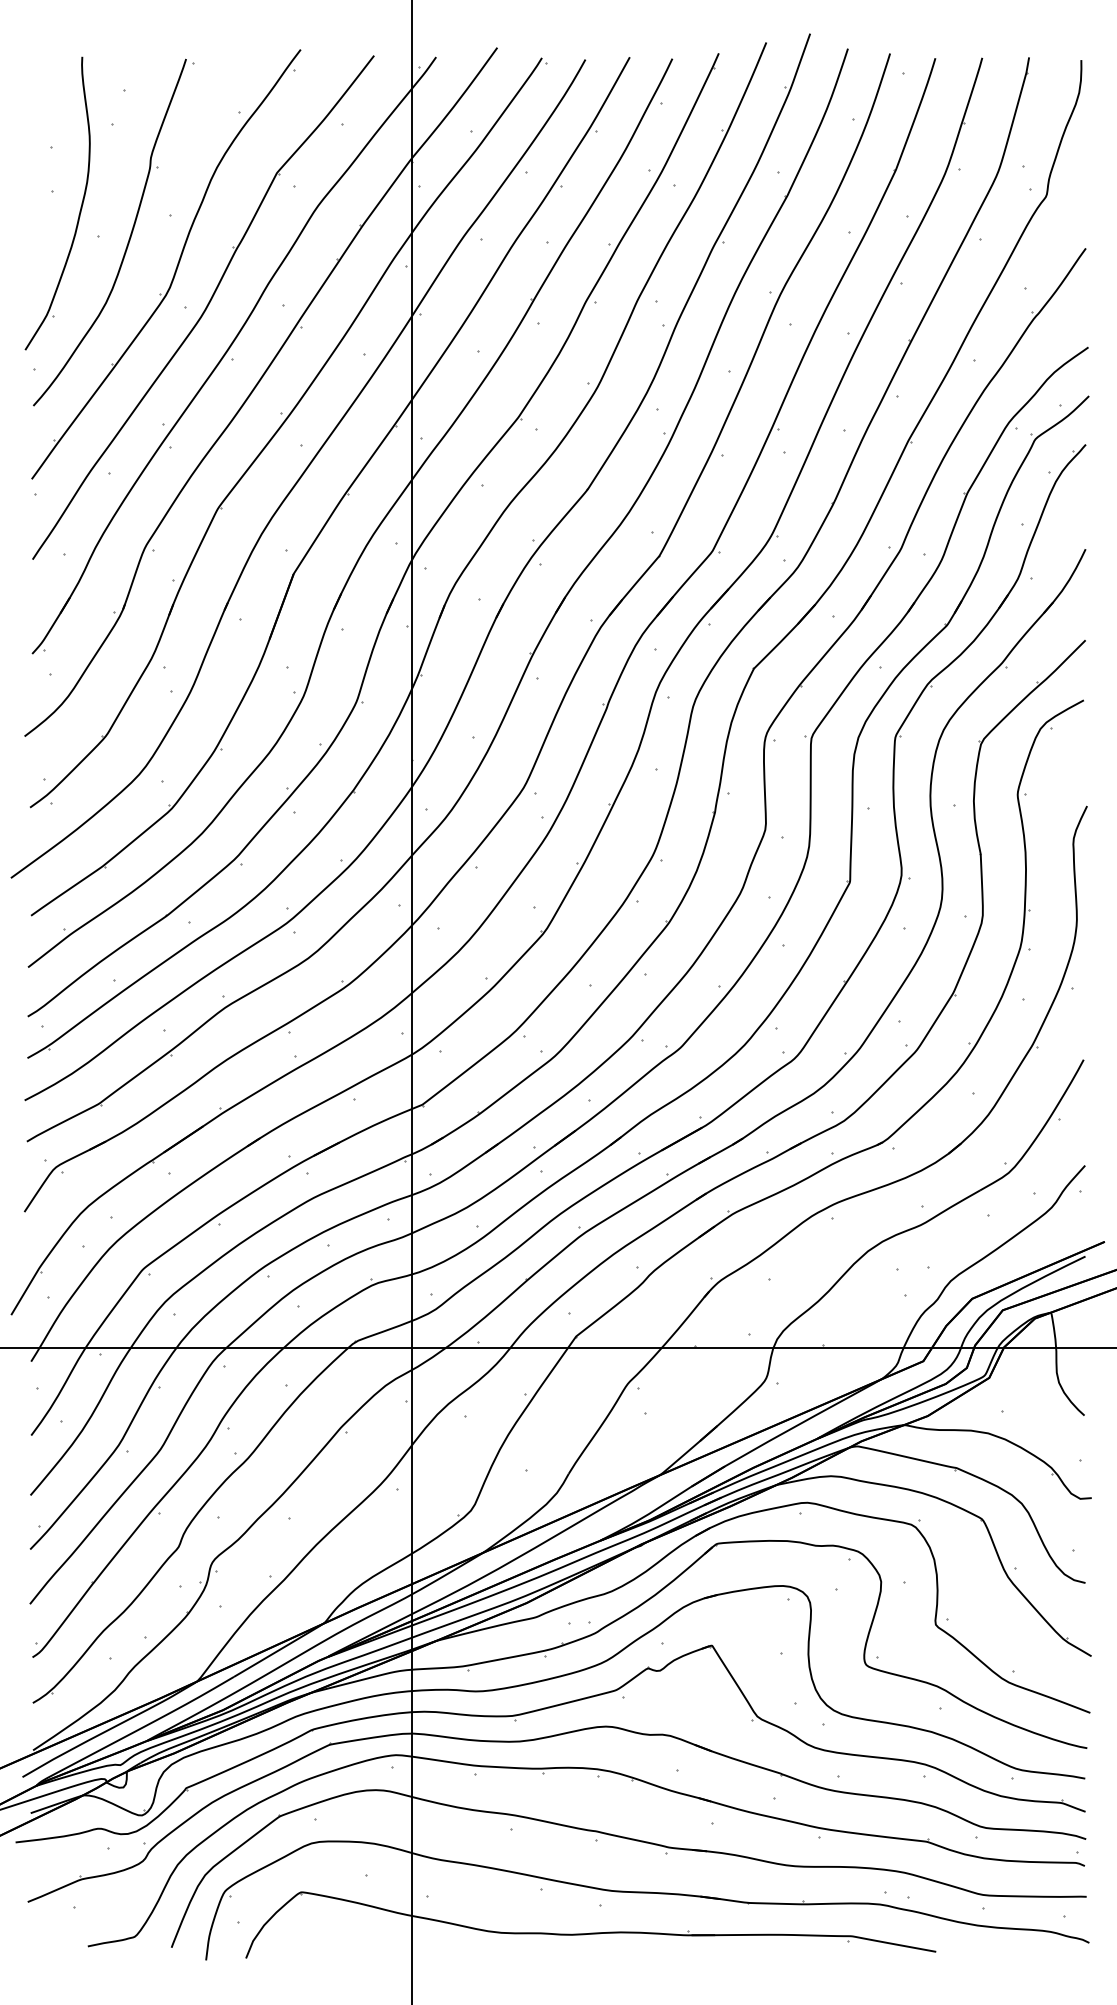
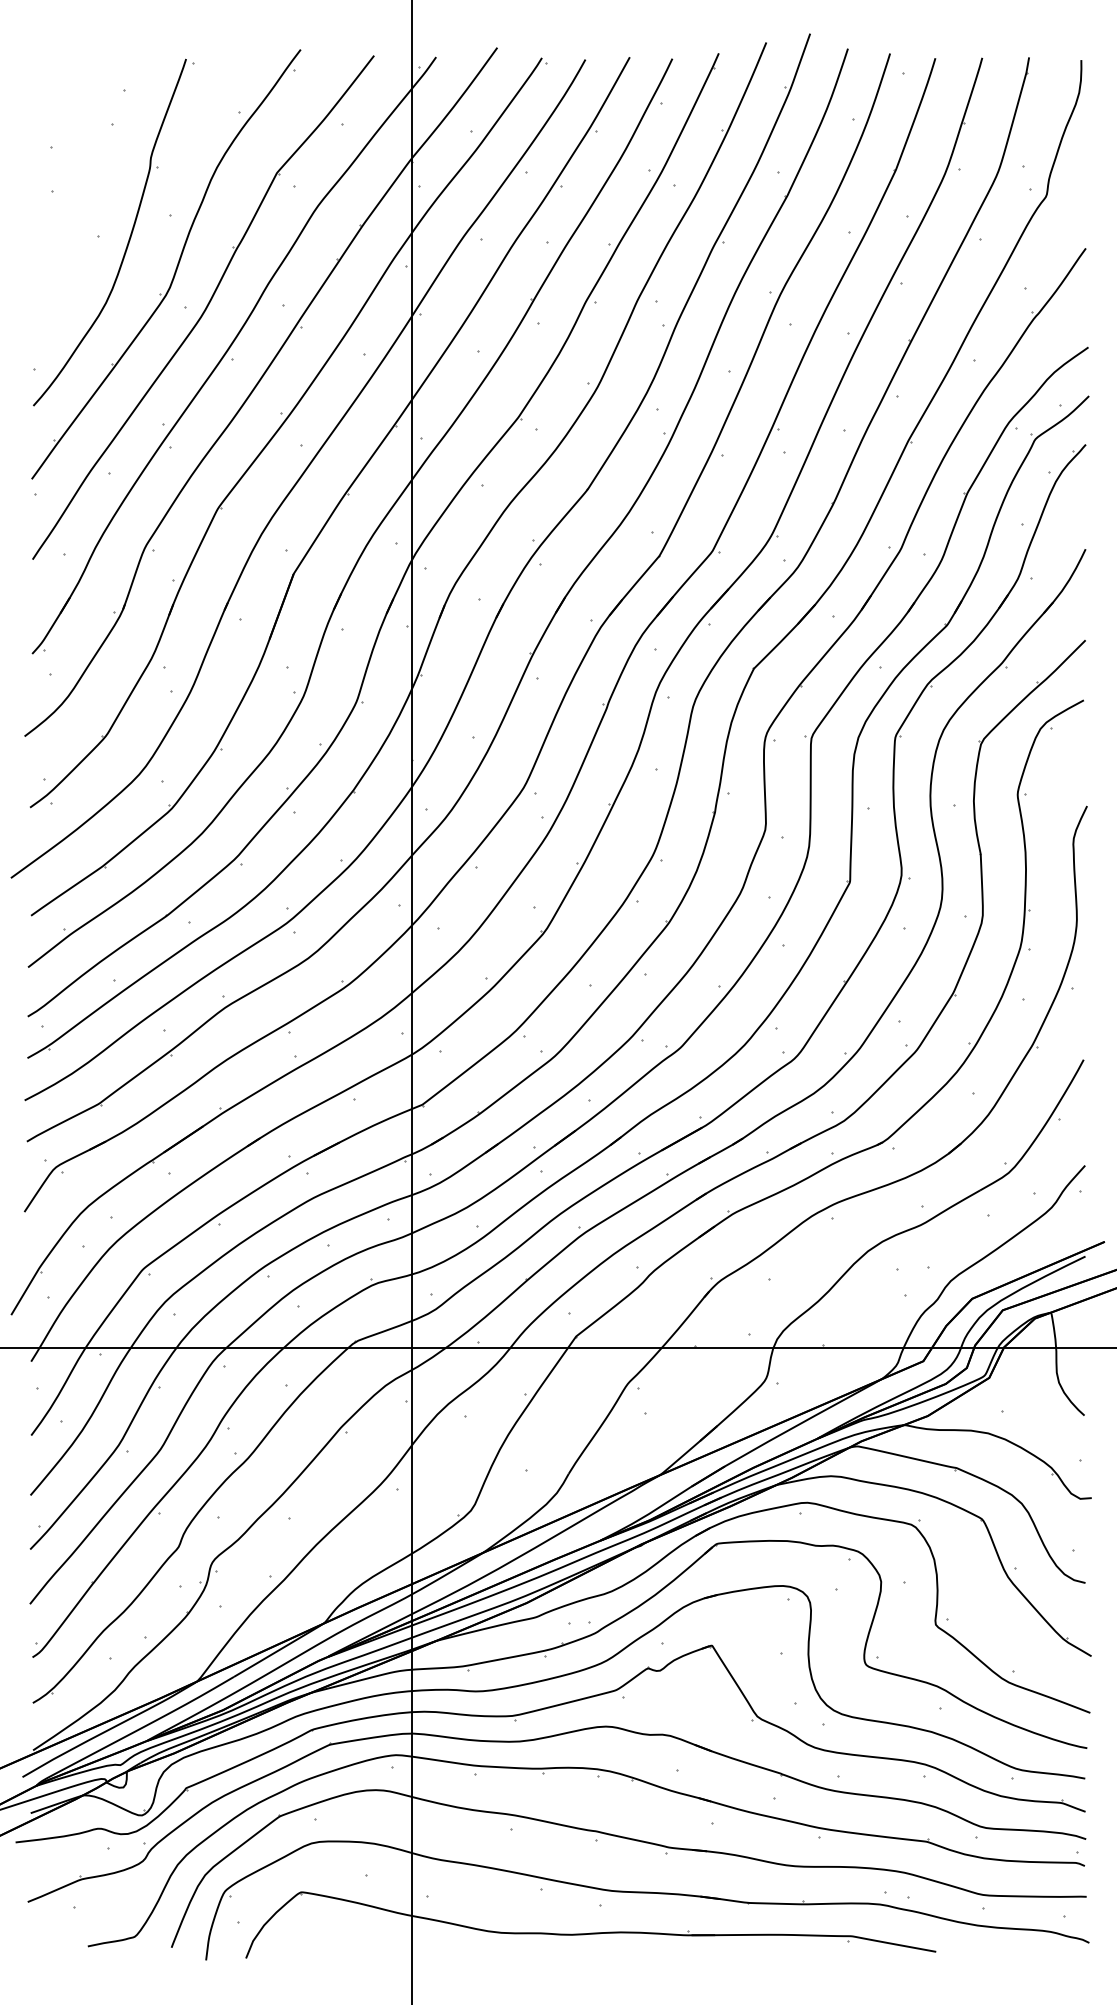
part: present -> none (79, 210)
